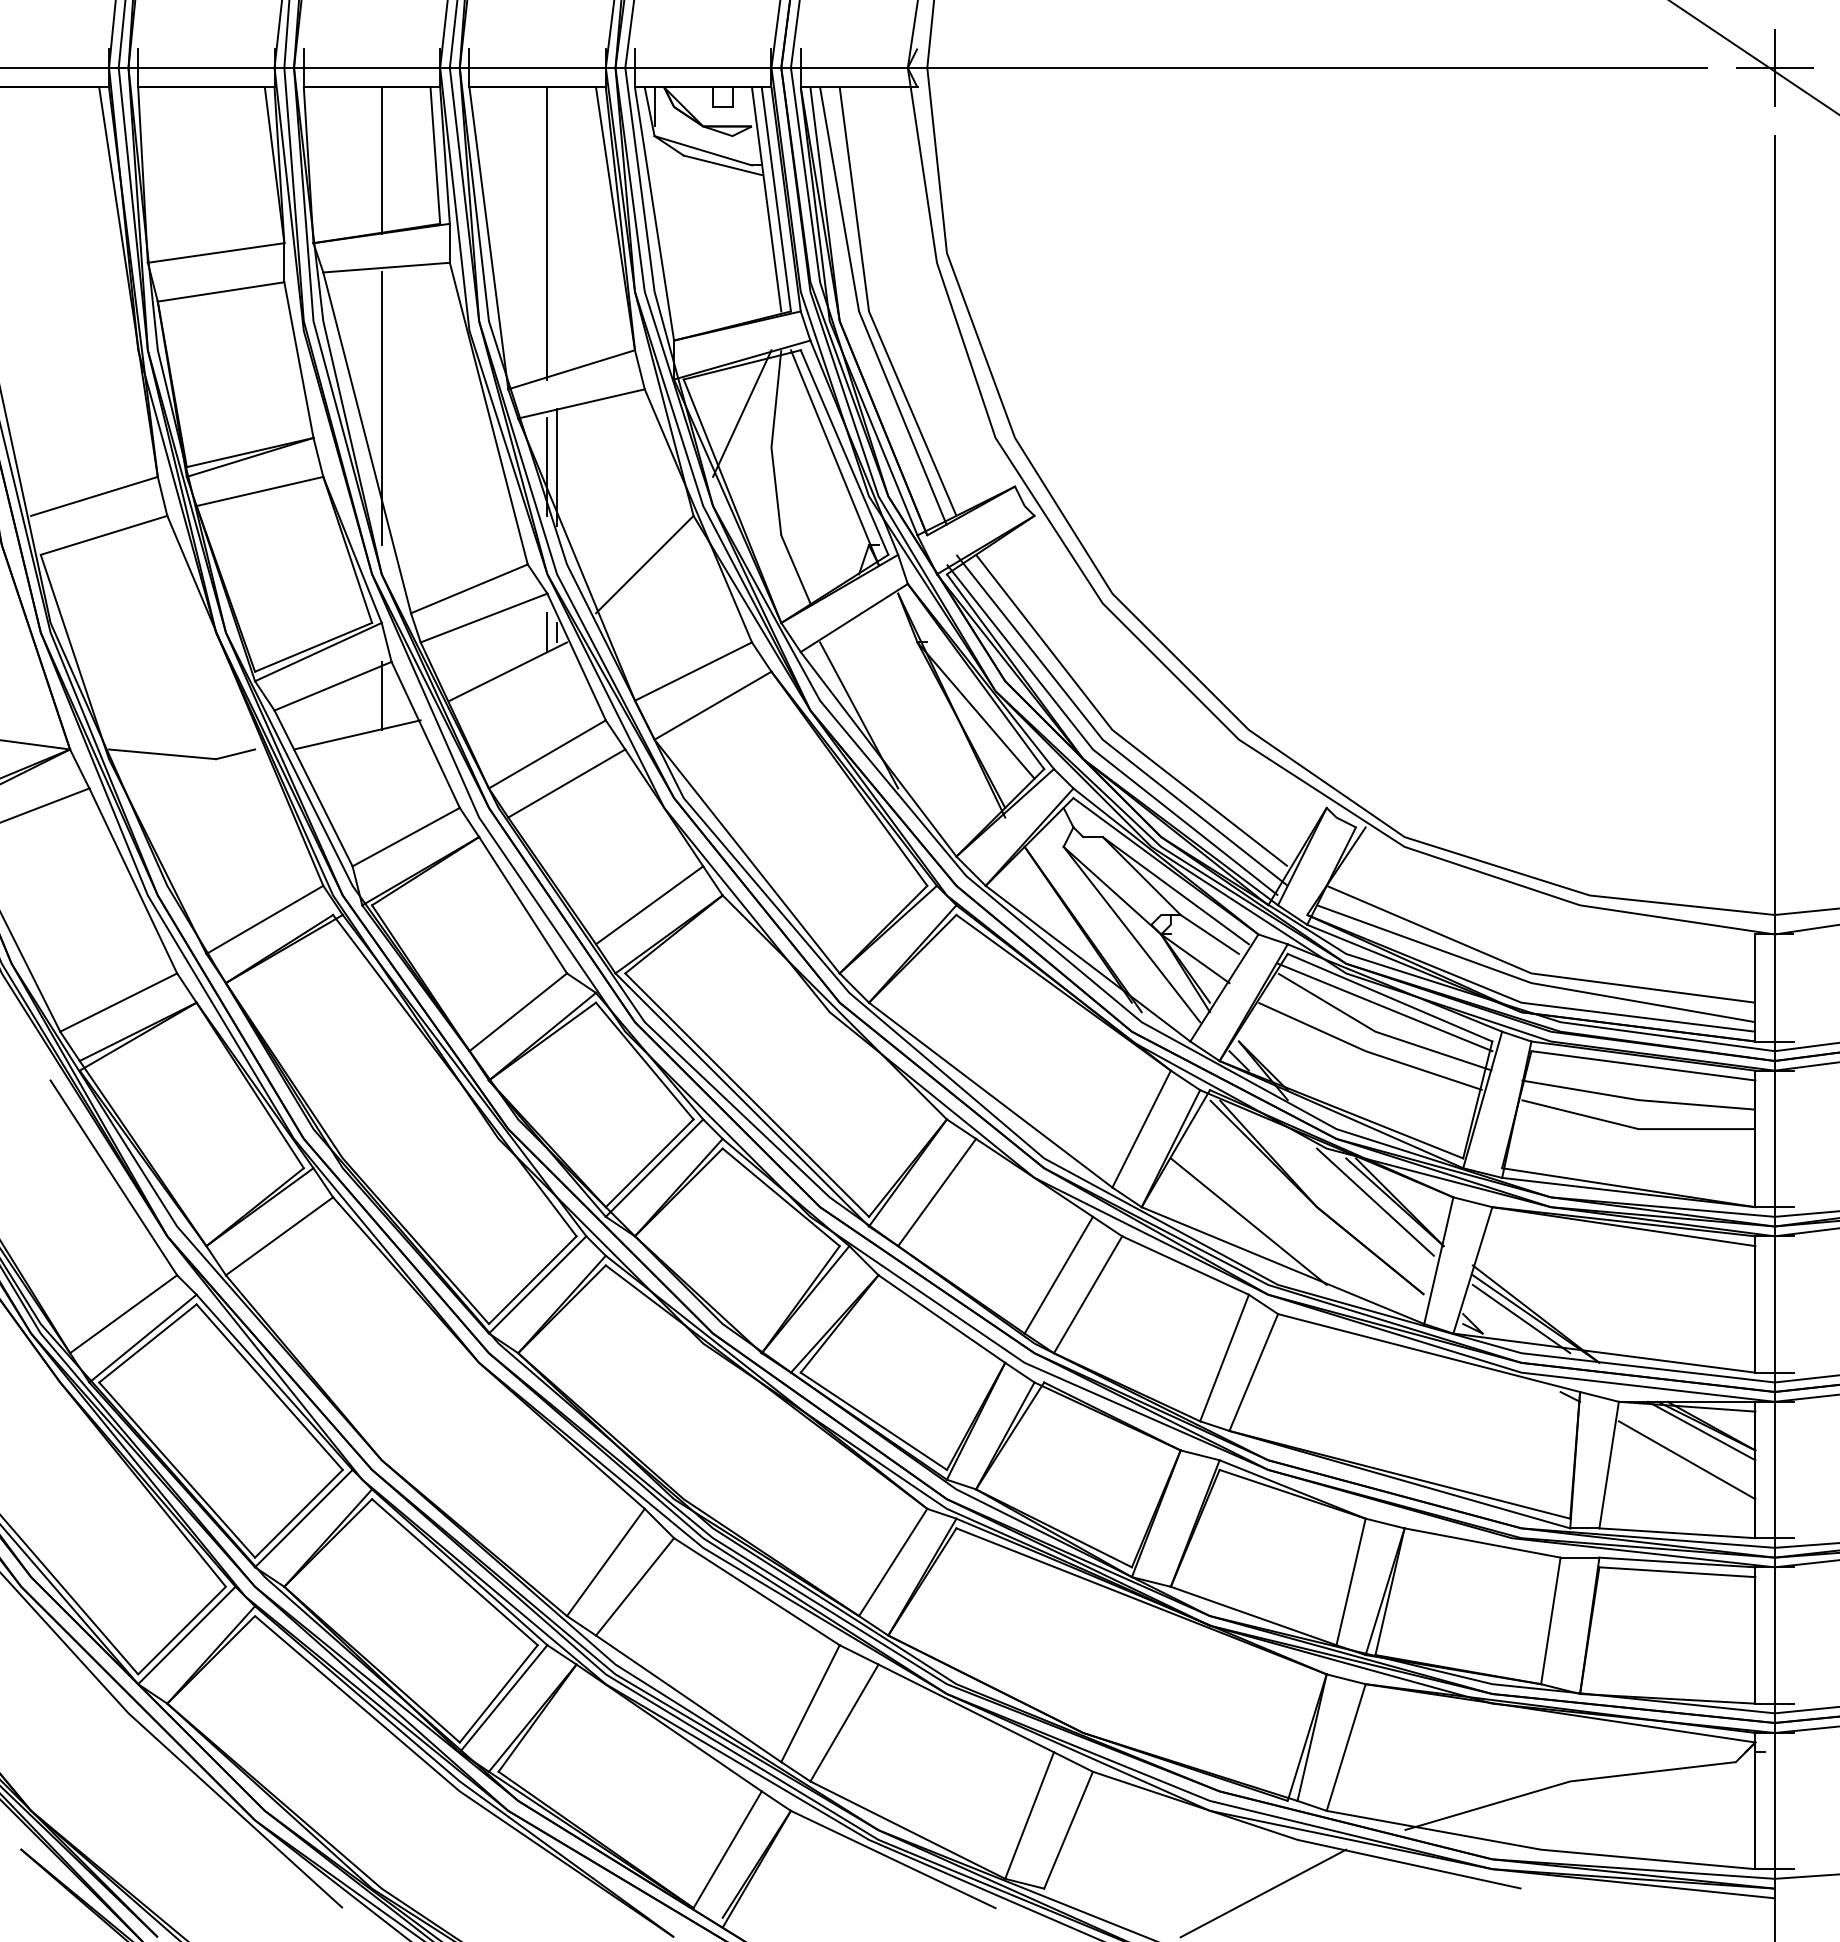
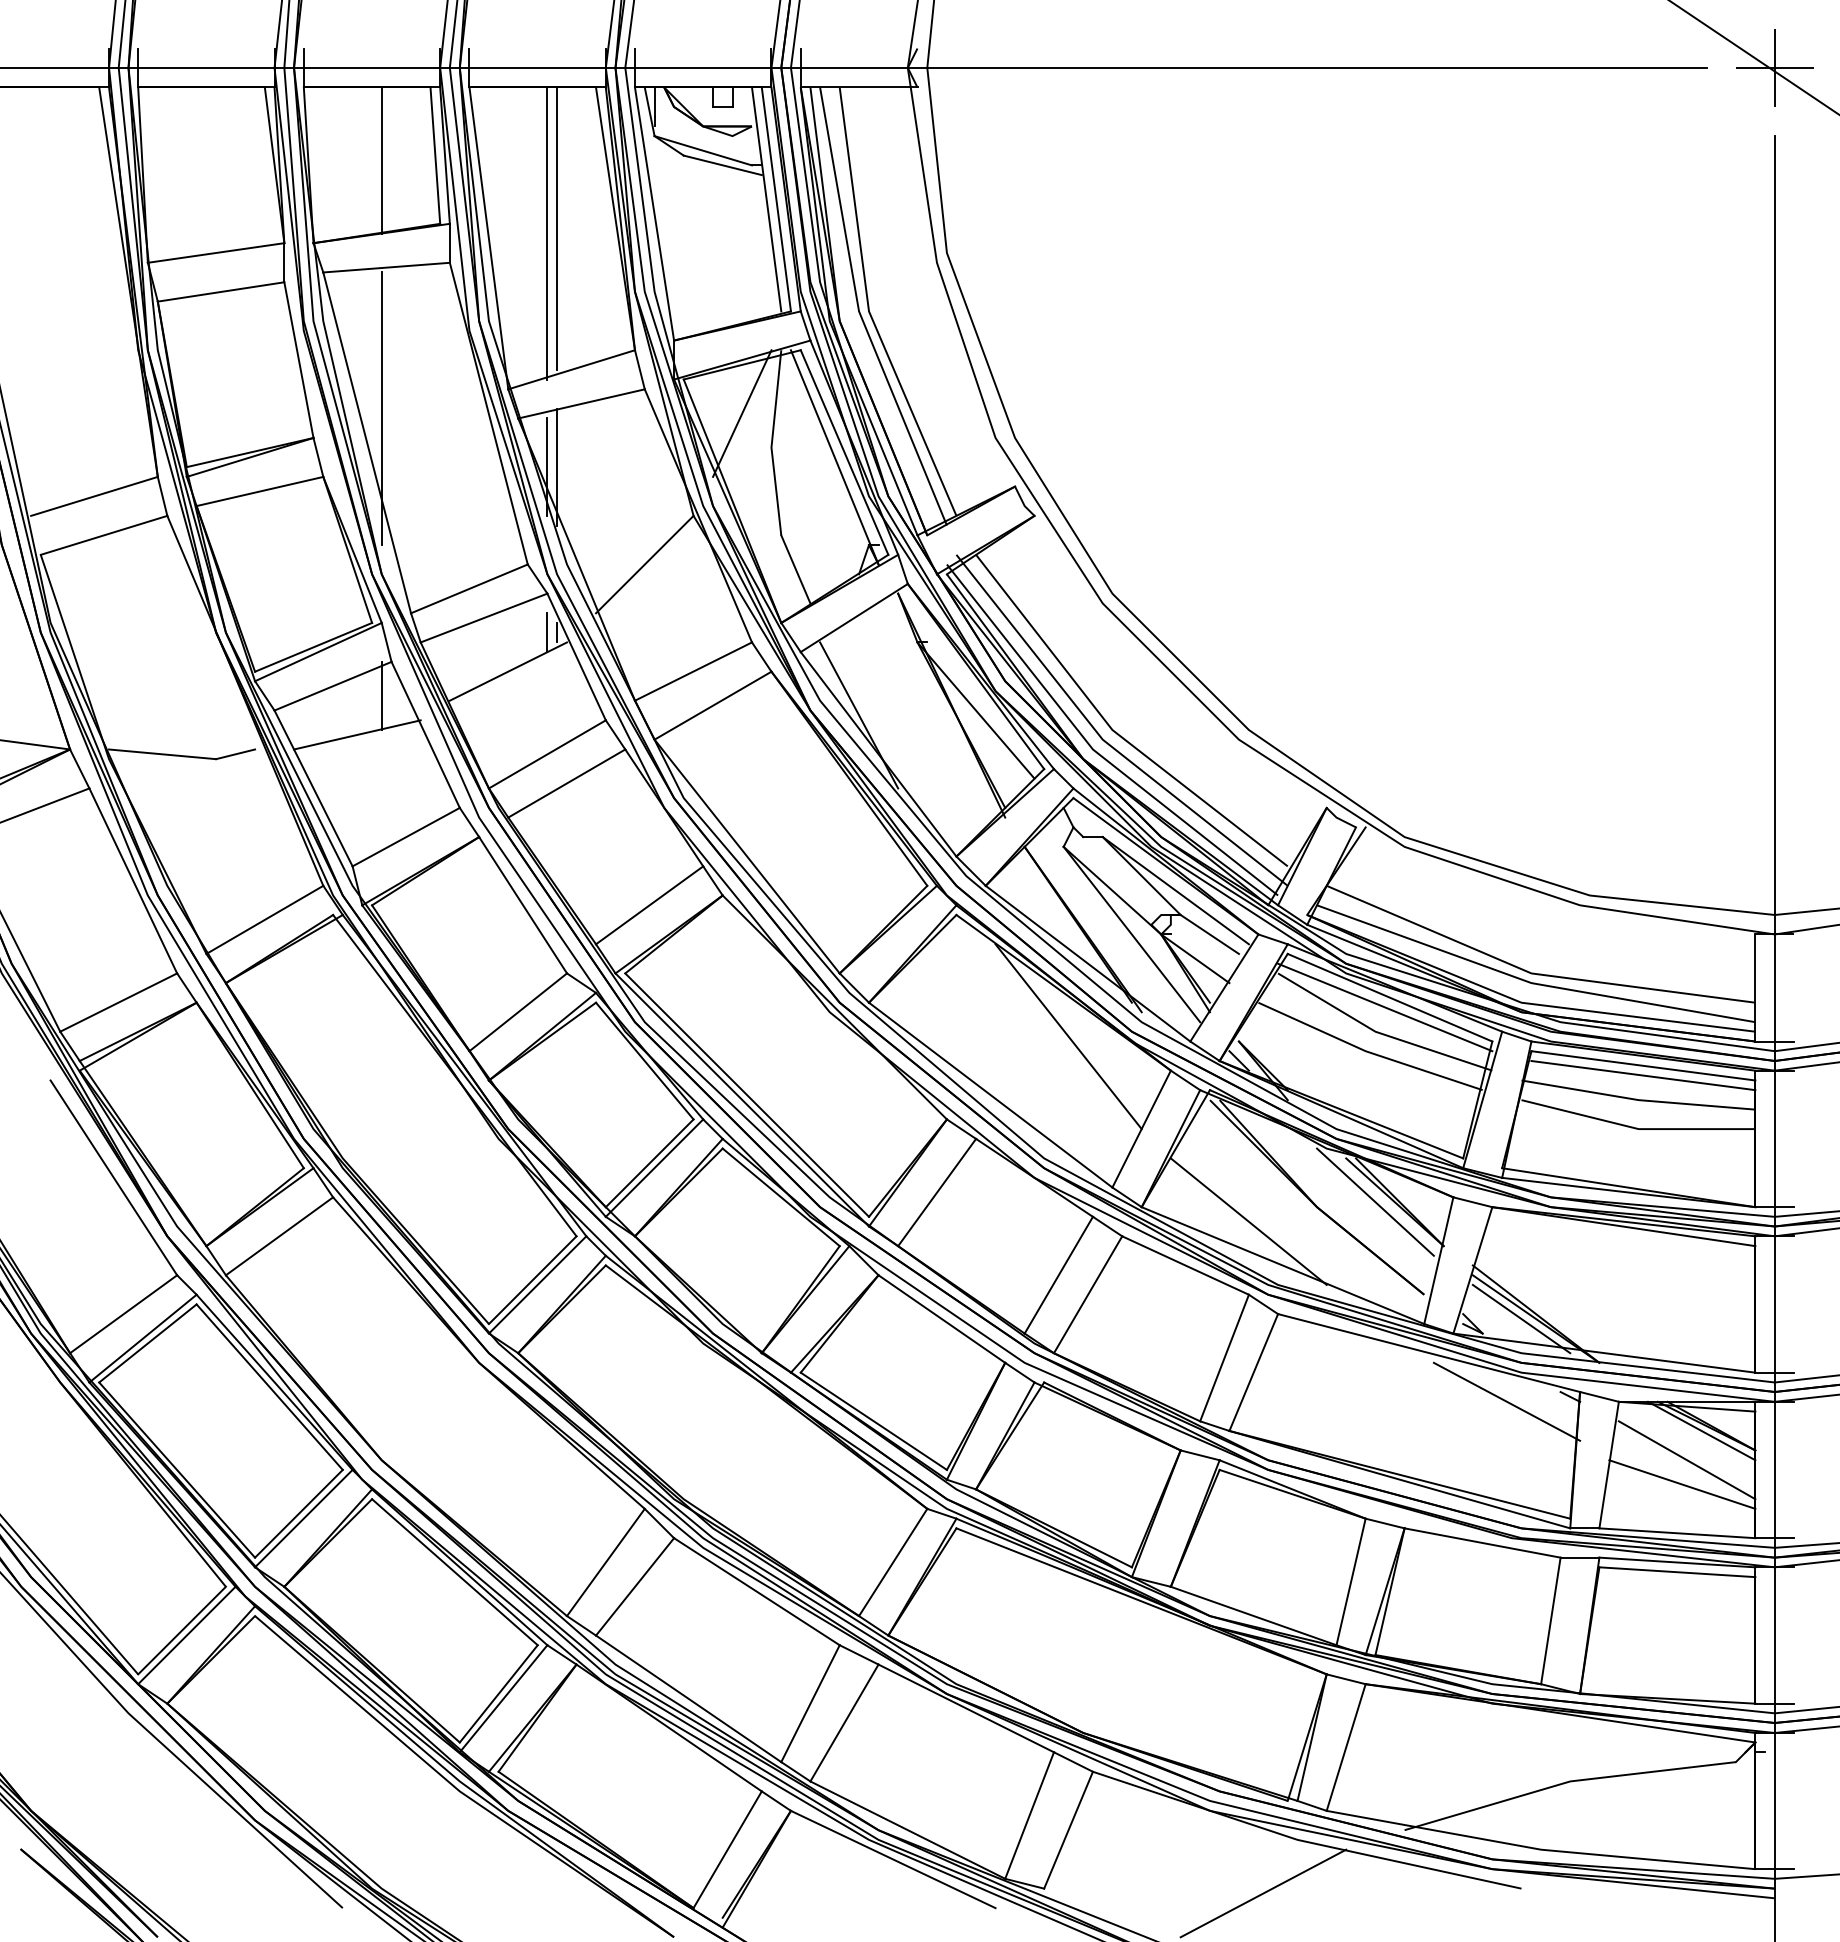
line: none -> present (557, 228)
line: none -> present (1068, 1036)
line: none -> present (1643, 1075)
line: none -> present (1506, 1401)
line: none -> present (1682, 1484)
